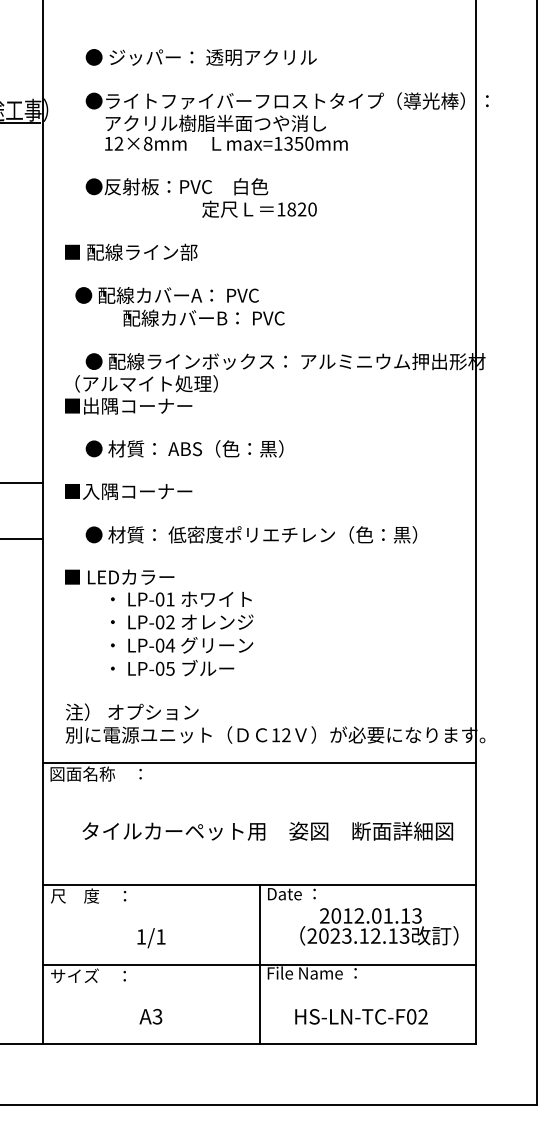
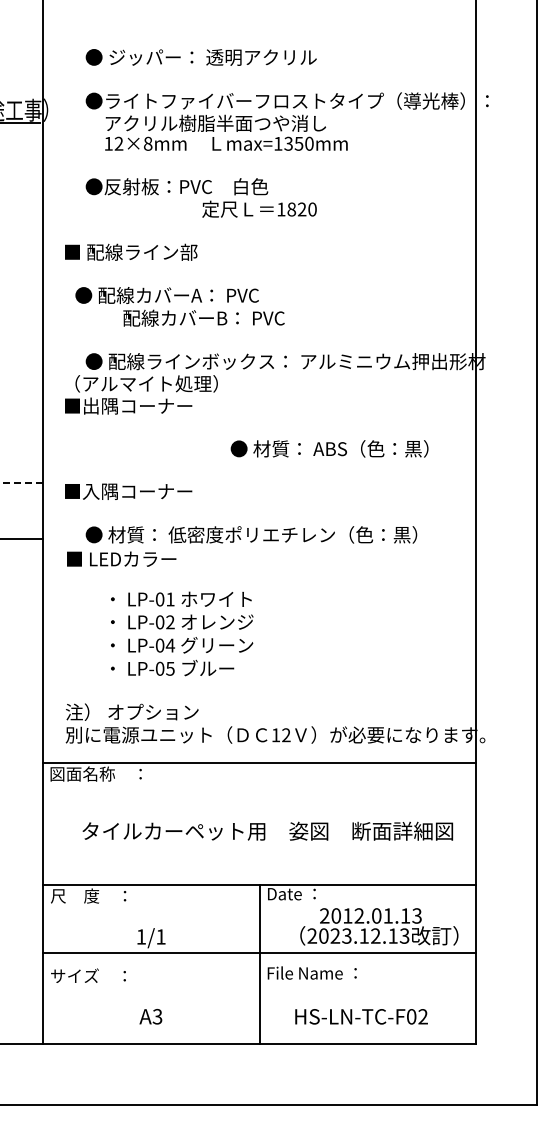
text position: (184, 448) -> (329, 448) (329, 448)
line: solid -> dashed (21, 482)
text position: (119, 576) -> (121, 558) (121, 558)
line position: (259, 964) -> (259, 952) (259, 952)
